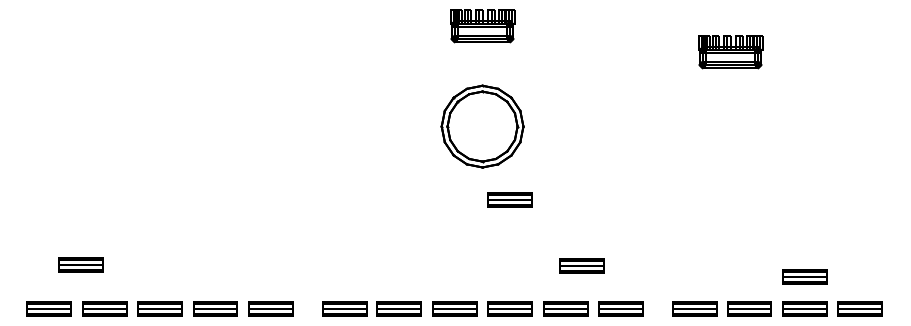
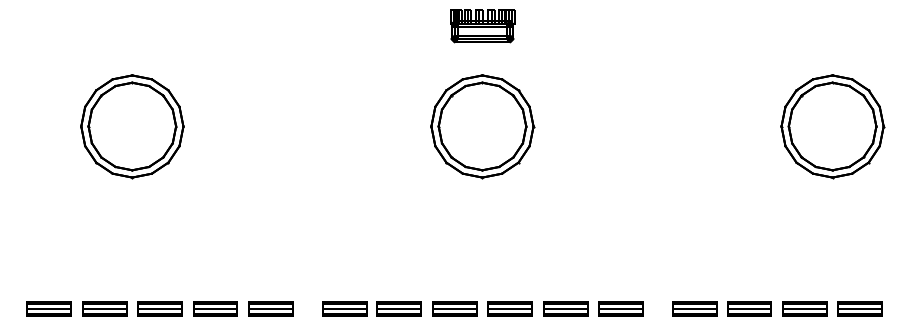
part: present -> none (730, 52)
part: none -> present (132, 126)
part size: 85x85 px -> 106x106 px (482, 126)
part: none -> present (832, 126)
part: present -> none (509, 199)
part: present -> none (80, 264)
part: present -> none (581, 265)
part: present -> none (804, 276)
